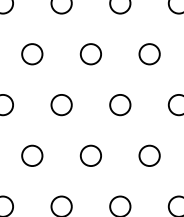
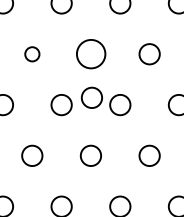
circle size: 23x23 px -> 17x17 px (32, 54)
circle size: 23x23 px -> 31x31 px (91, 54)
circle: none -> present (91, 97)
